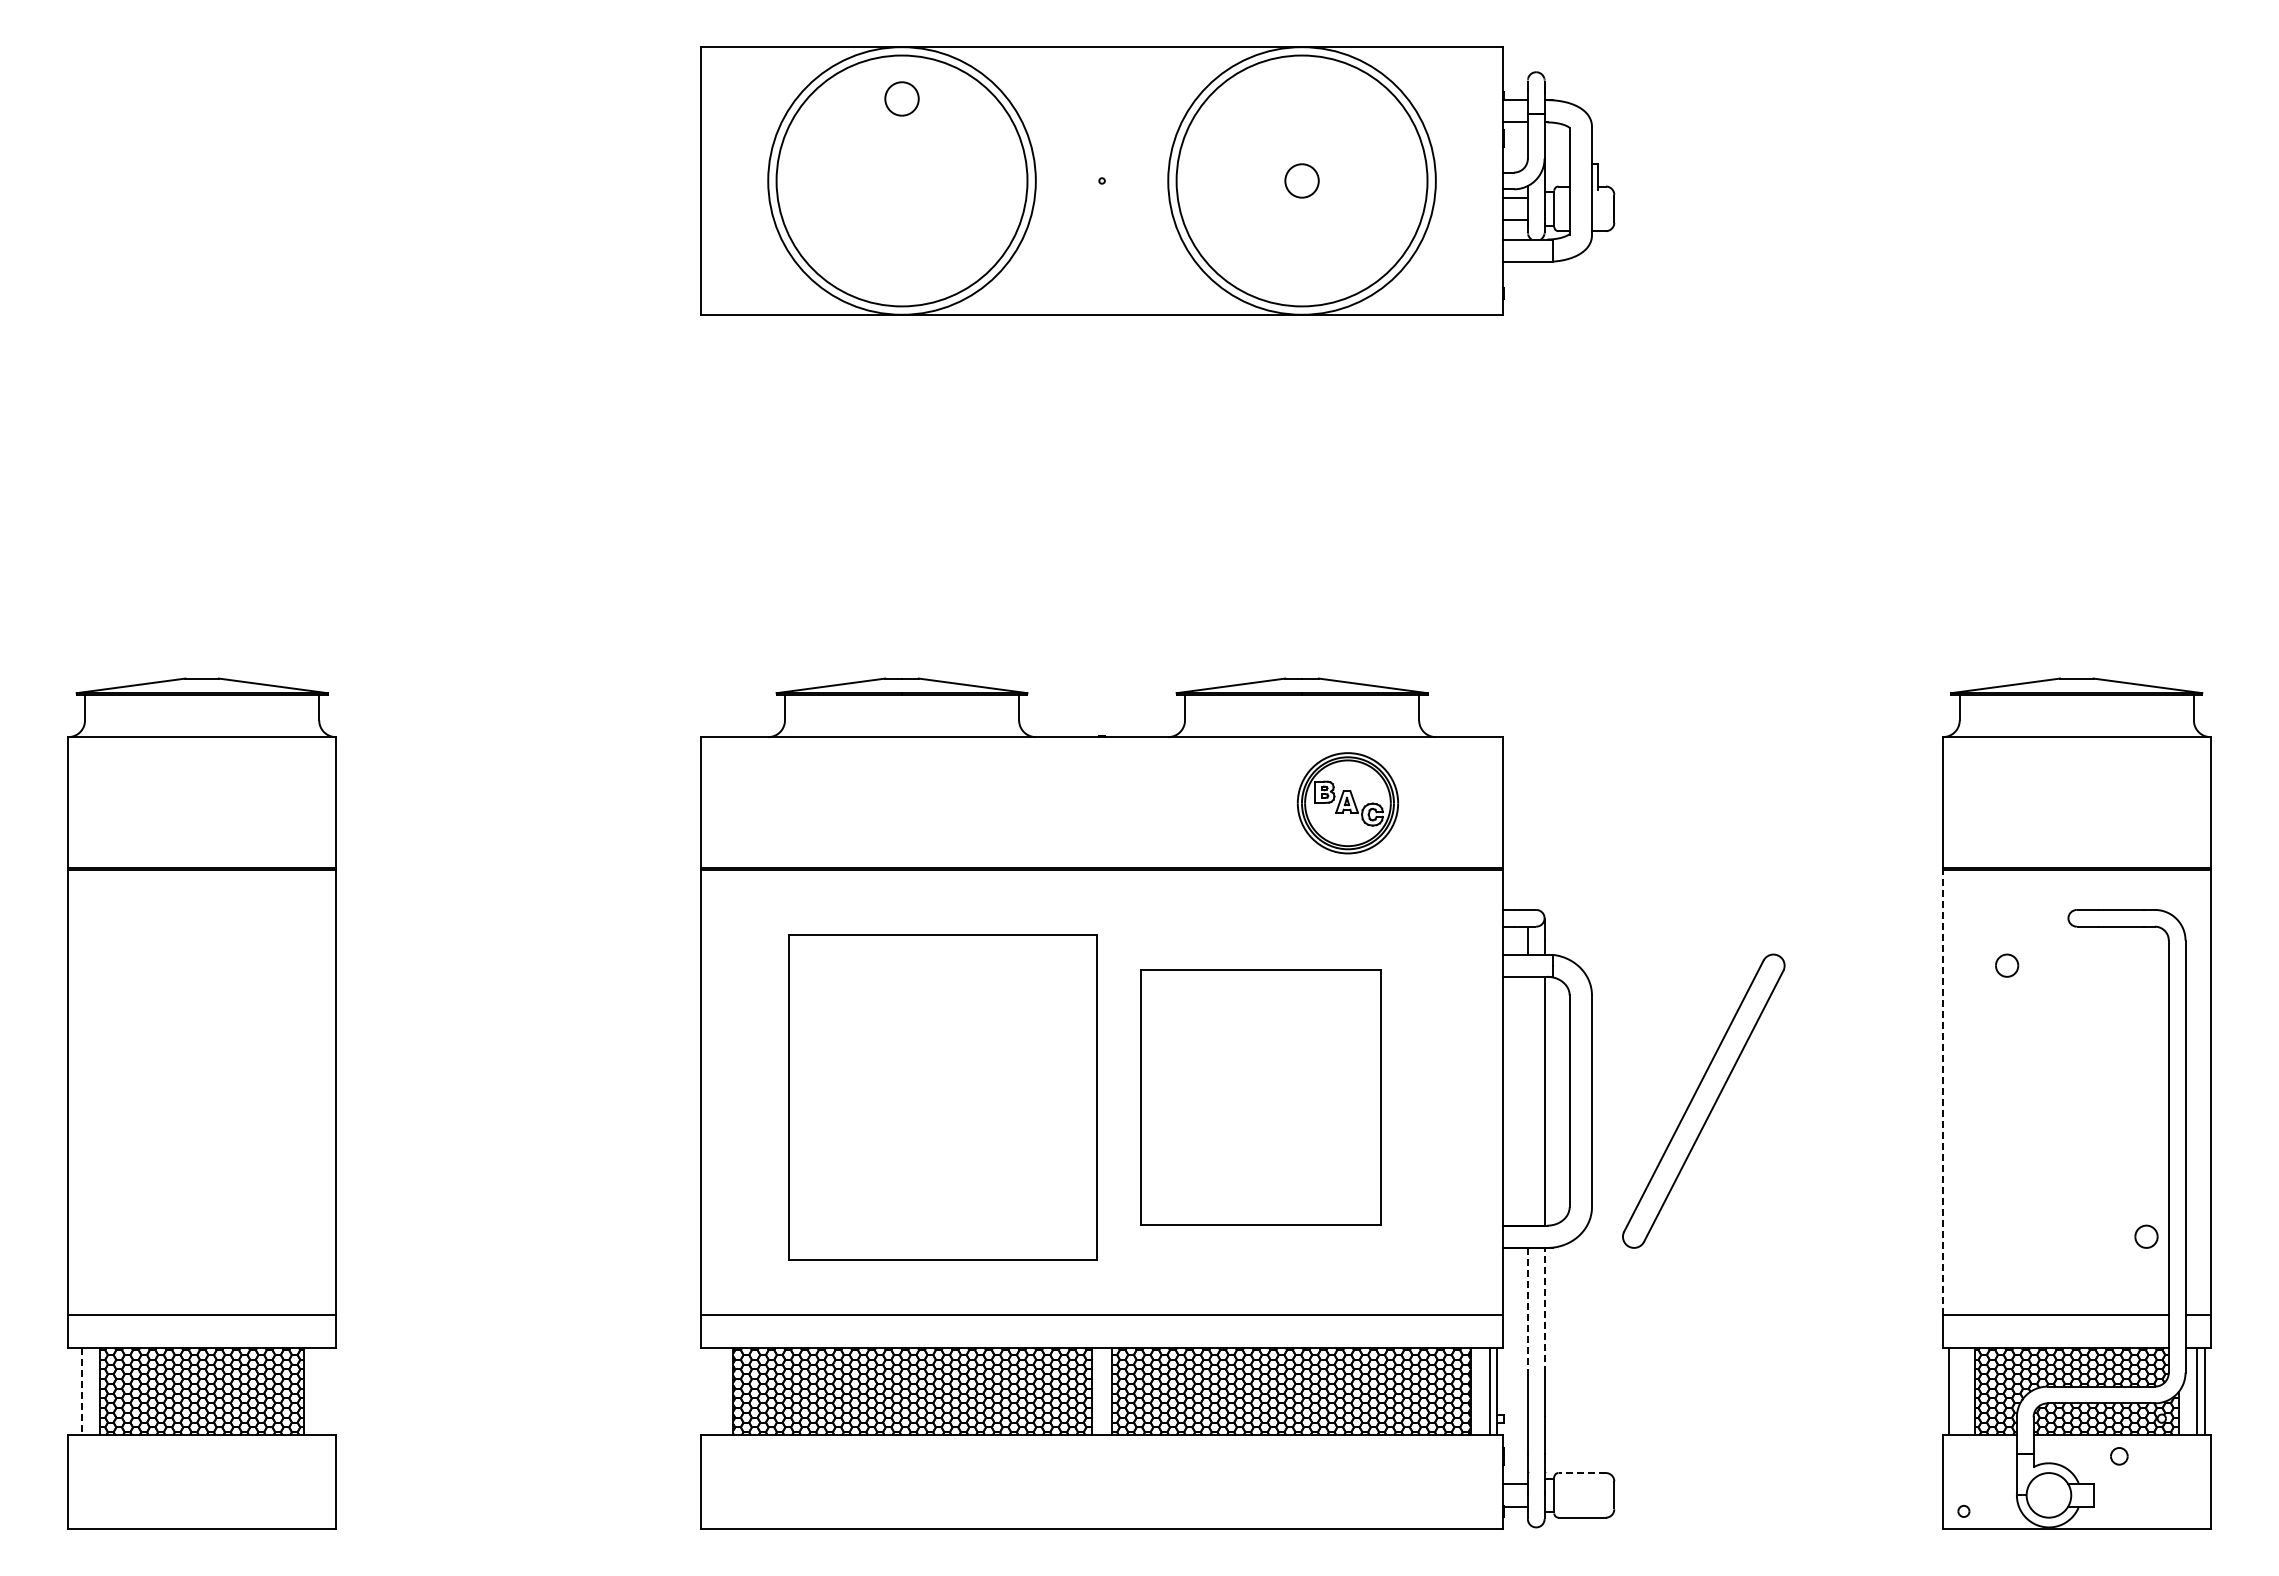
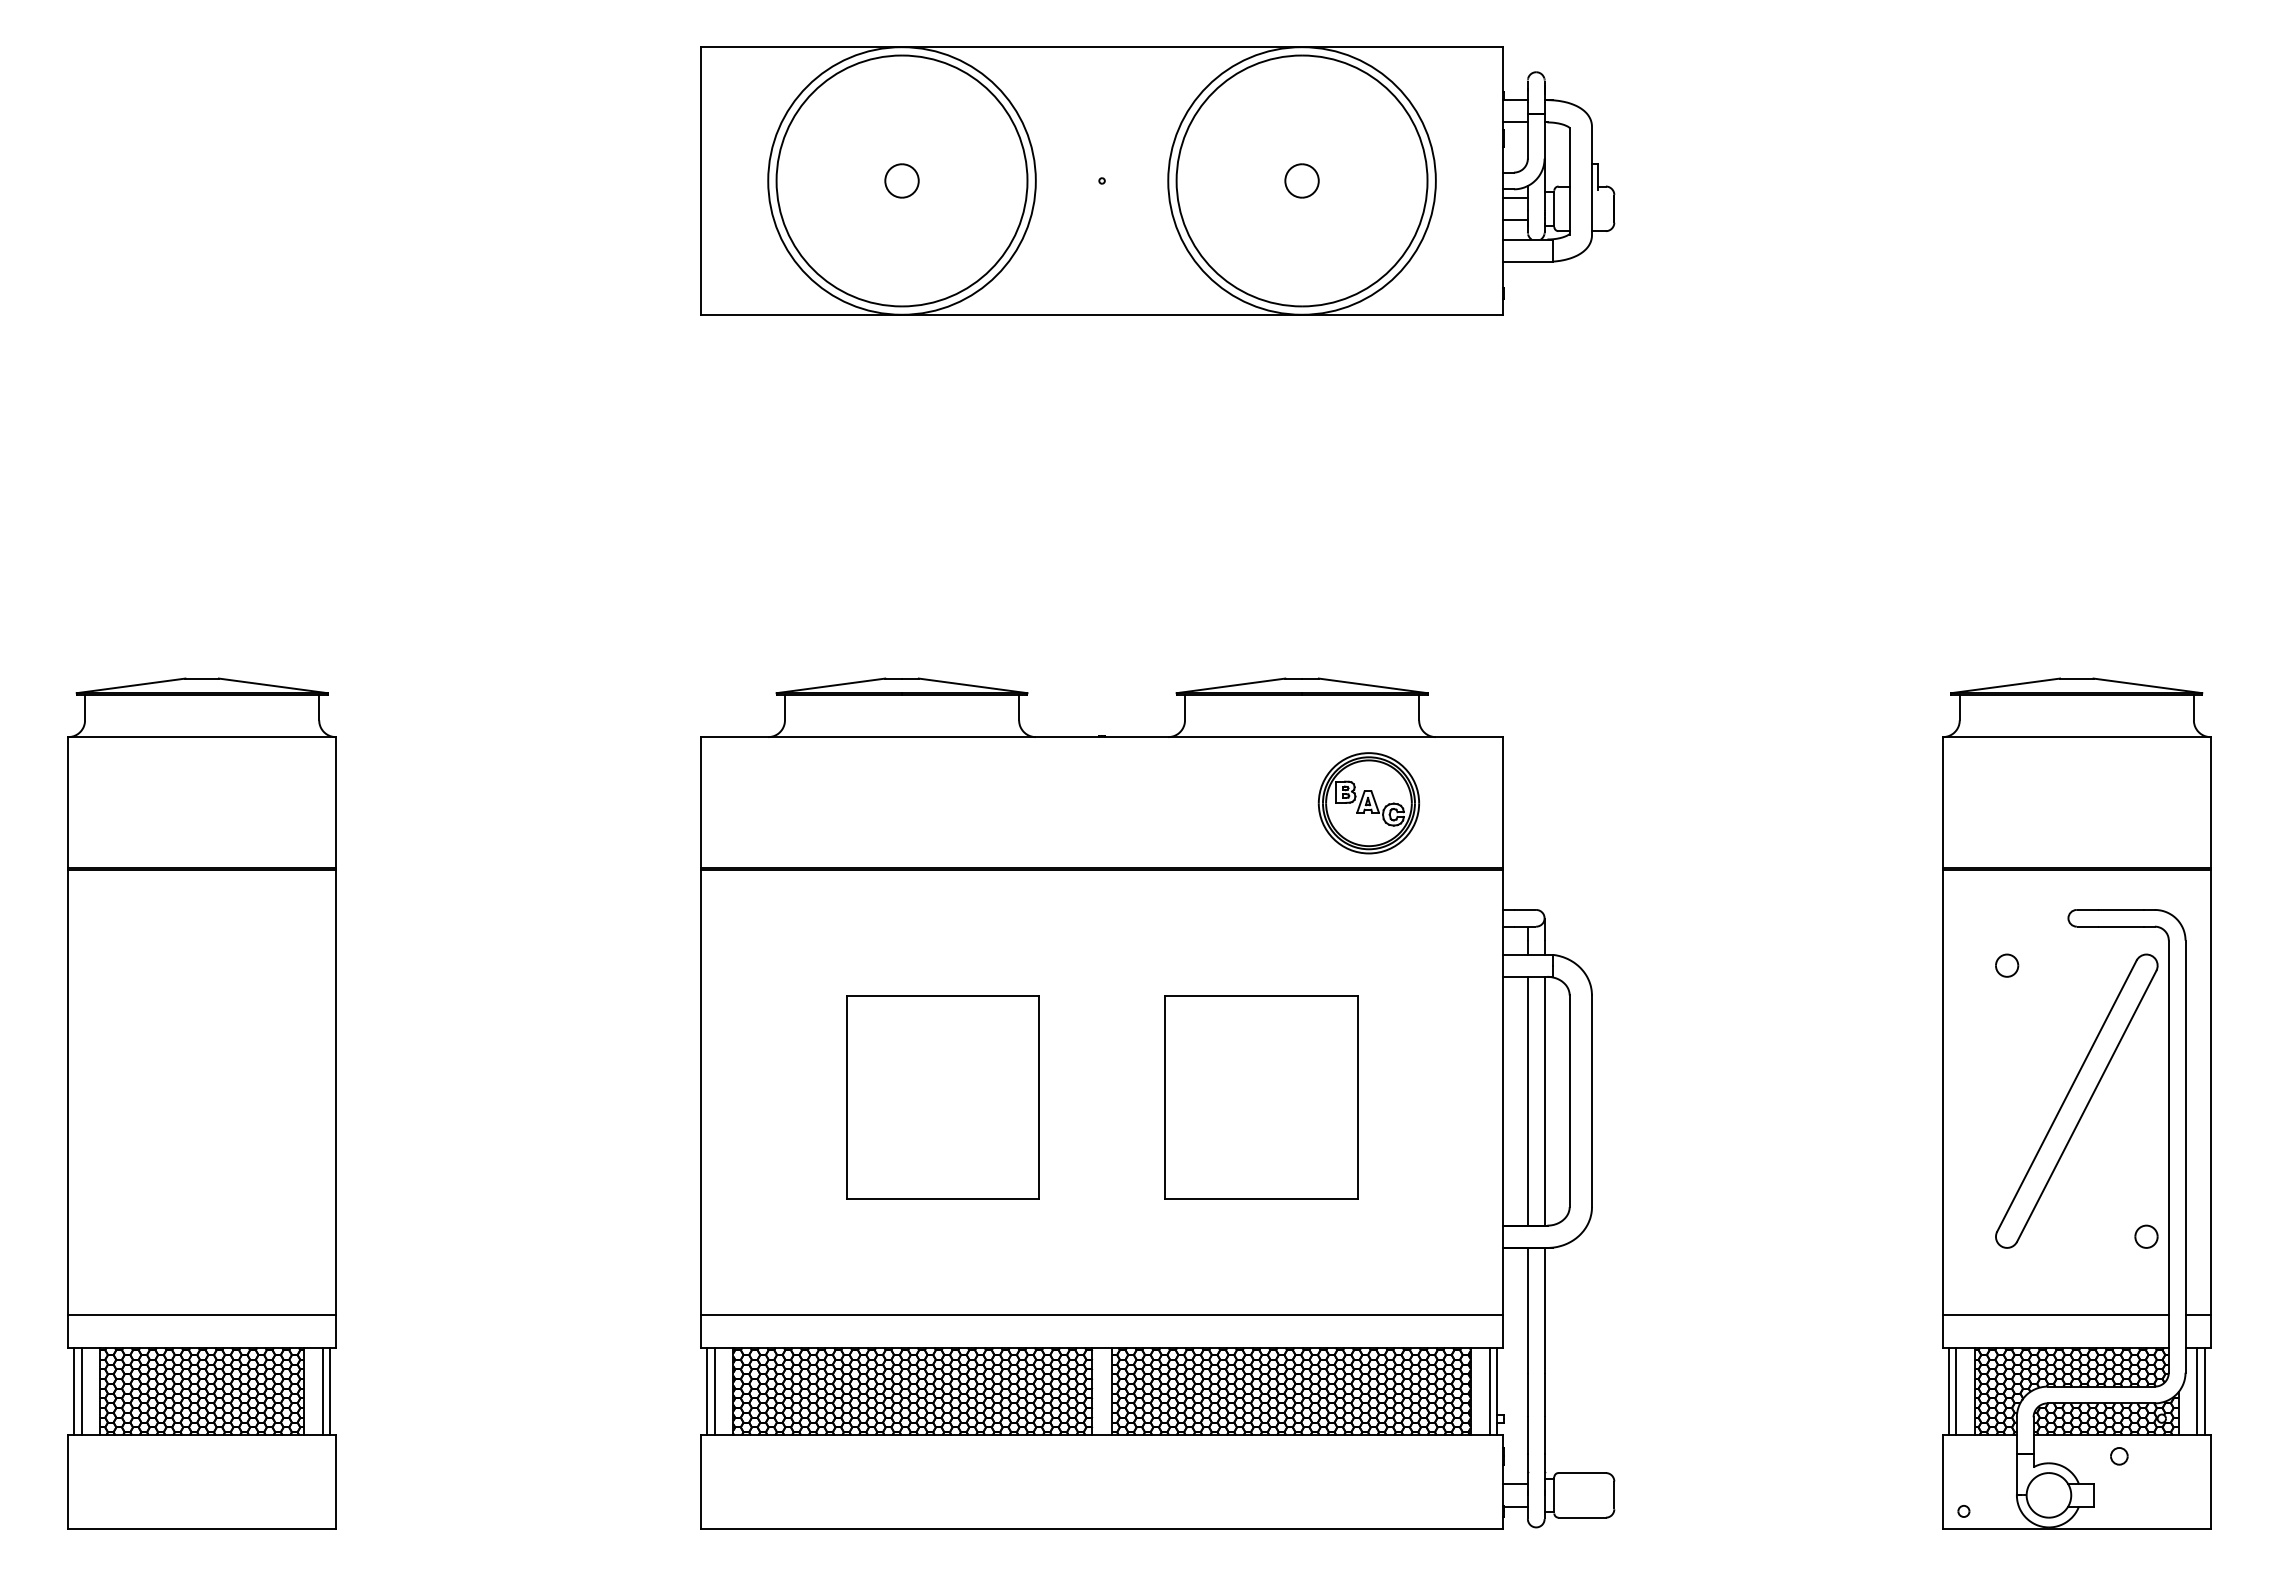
part position: (901, 98) -> (901, 180) (901, 180)
part position: (1347, 803) -> (1368, 803) (1368, 803)
line: dashed -> solid (1943, 1092)
part size: 310x327 px -> 194x205 px (942, 1097)
part size: 242x257 px -> 195x205 px (1261, 1097)
line: none -> present (1527, 1100)
part position: (1703, 1100) -> (2076, 1100) (2076, 1100)
line: dashed -> solid (1544, 1309)
line: dashed -> solid (1527, 1310)
line: none -> present (73, 1391)
line: dashed -> solid (81, 1391)
line: none -> present (322, 1391)
line: none -> present (330, 1391)
line: none -> present (706, 1391)
line: none -> present (714, 1391)
line: none -> present (1956, 1391)
line: dashed -> solid (1582, 1473)
